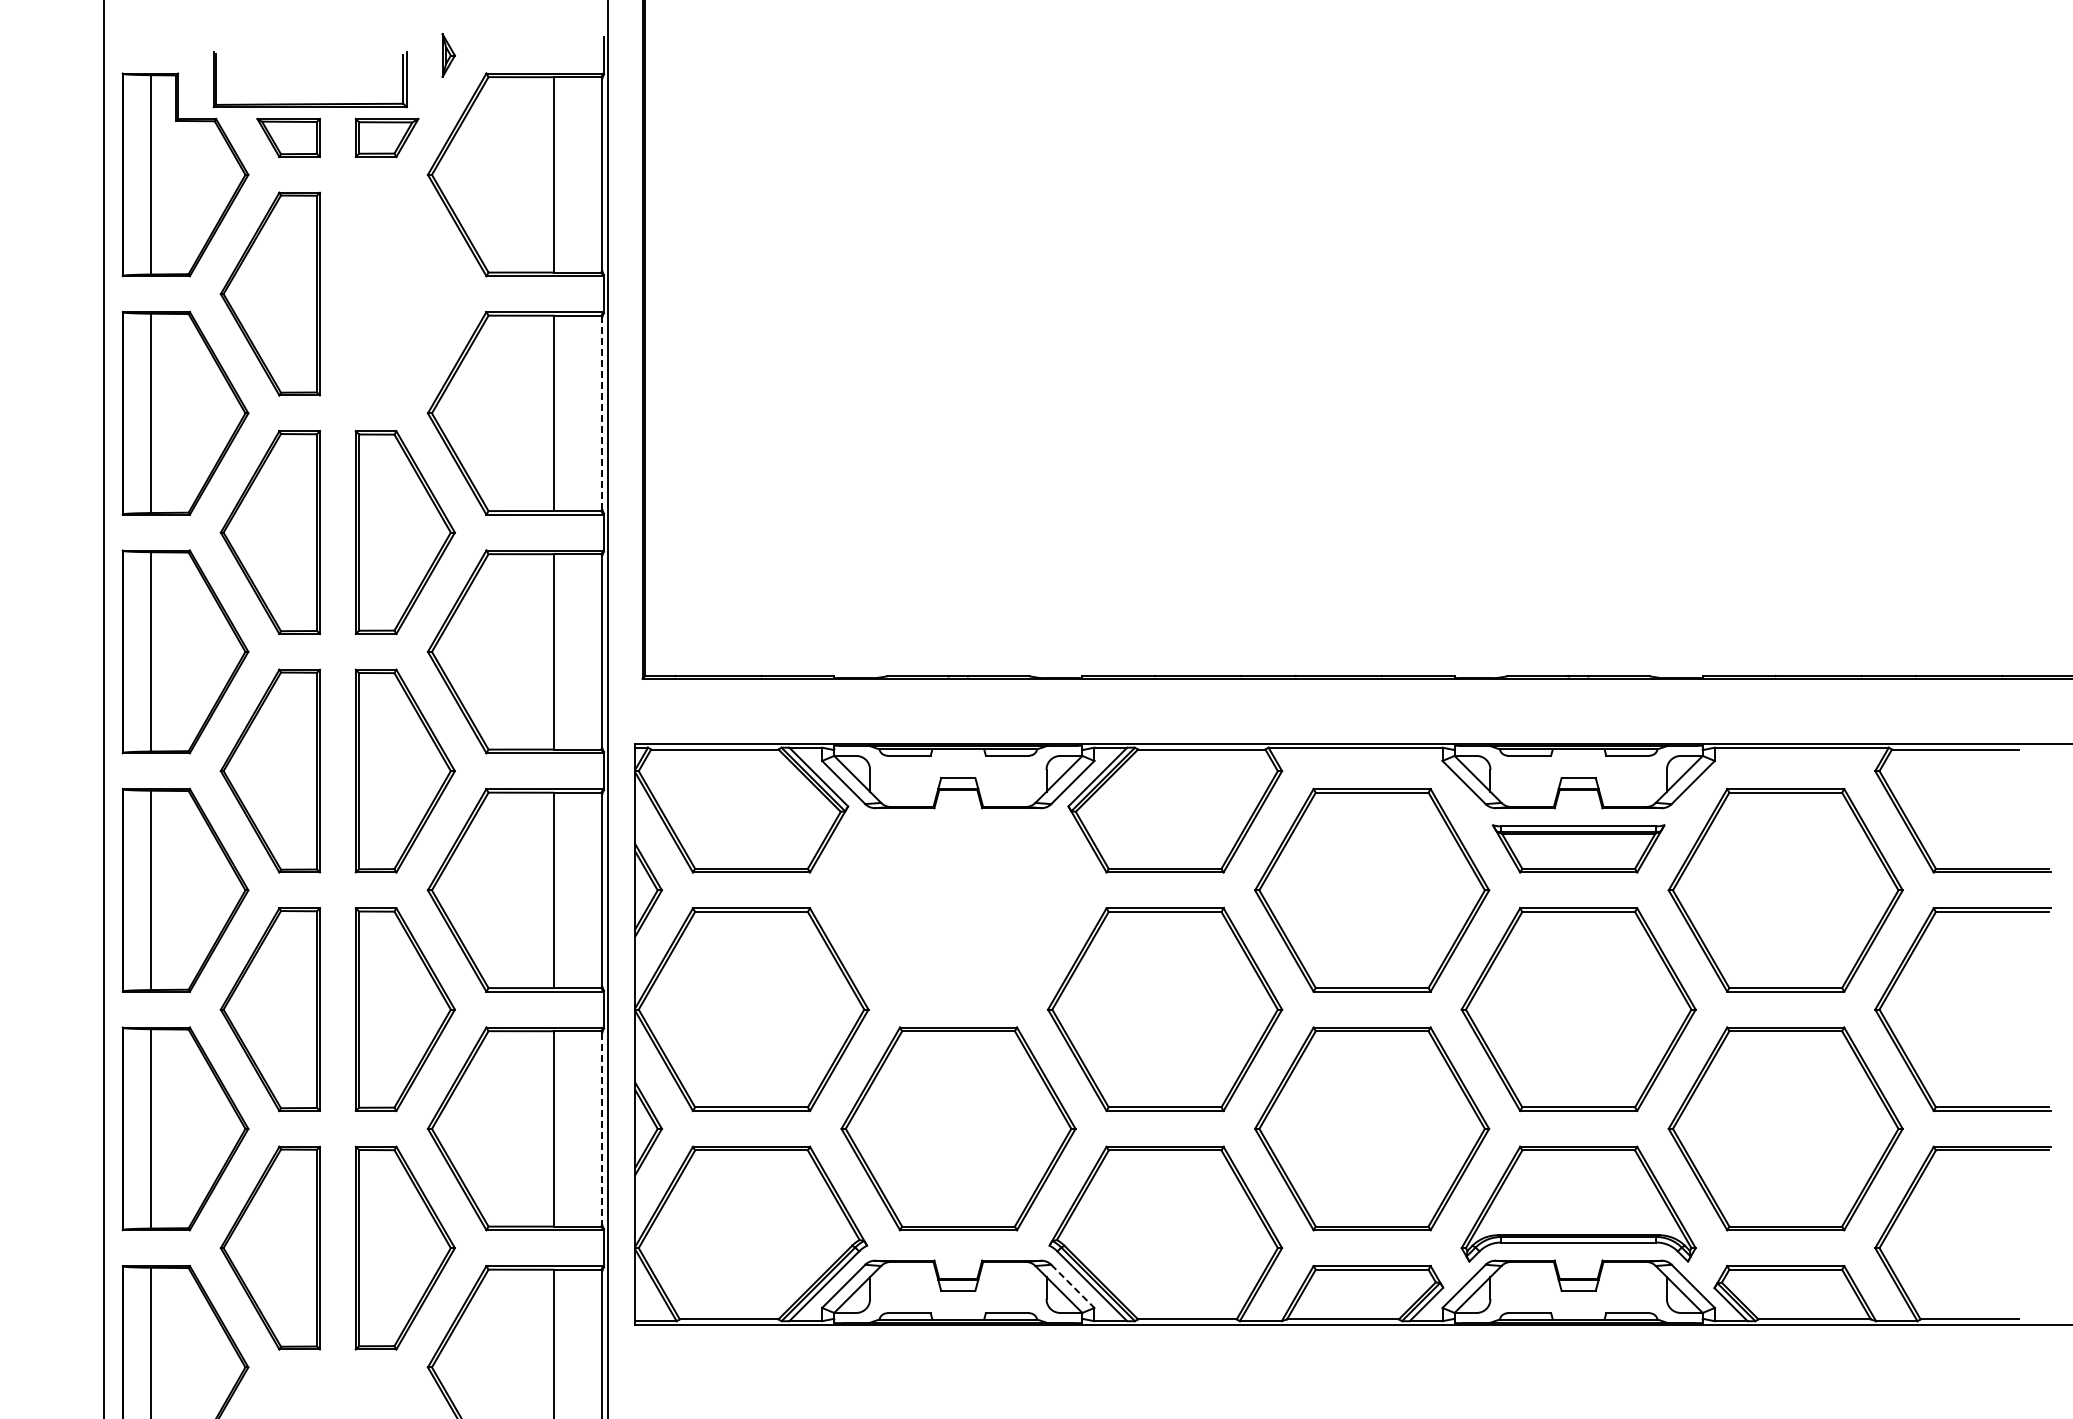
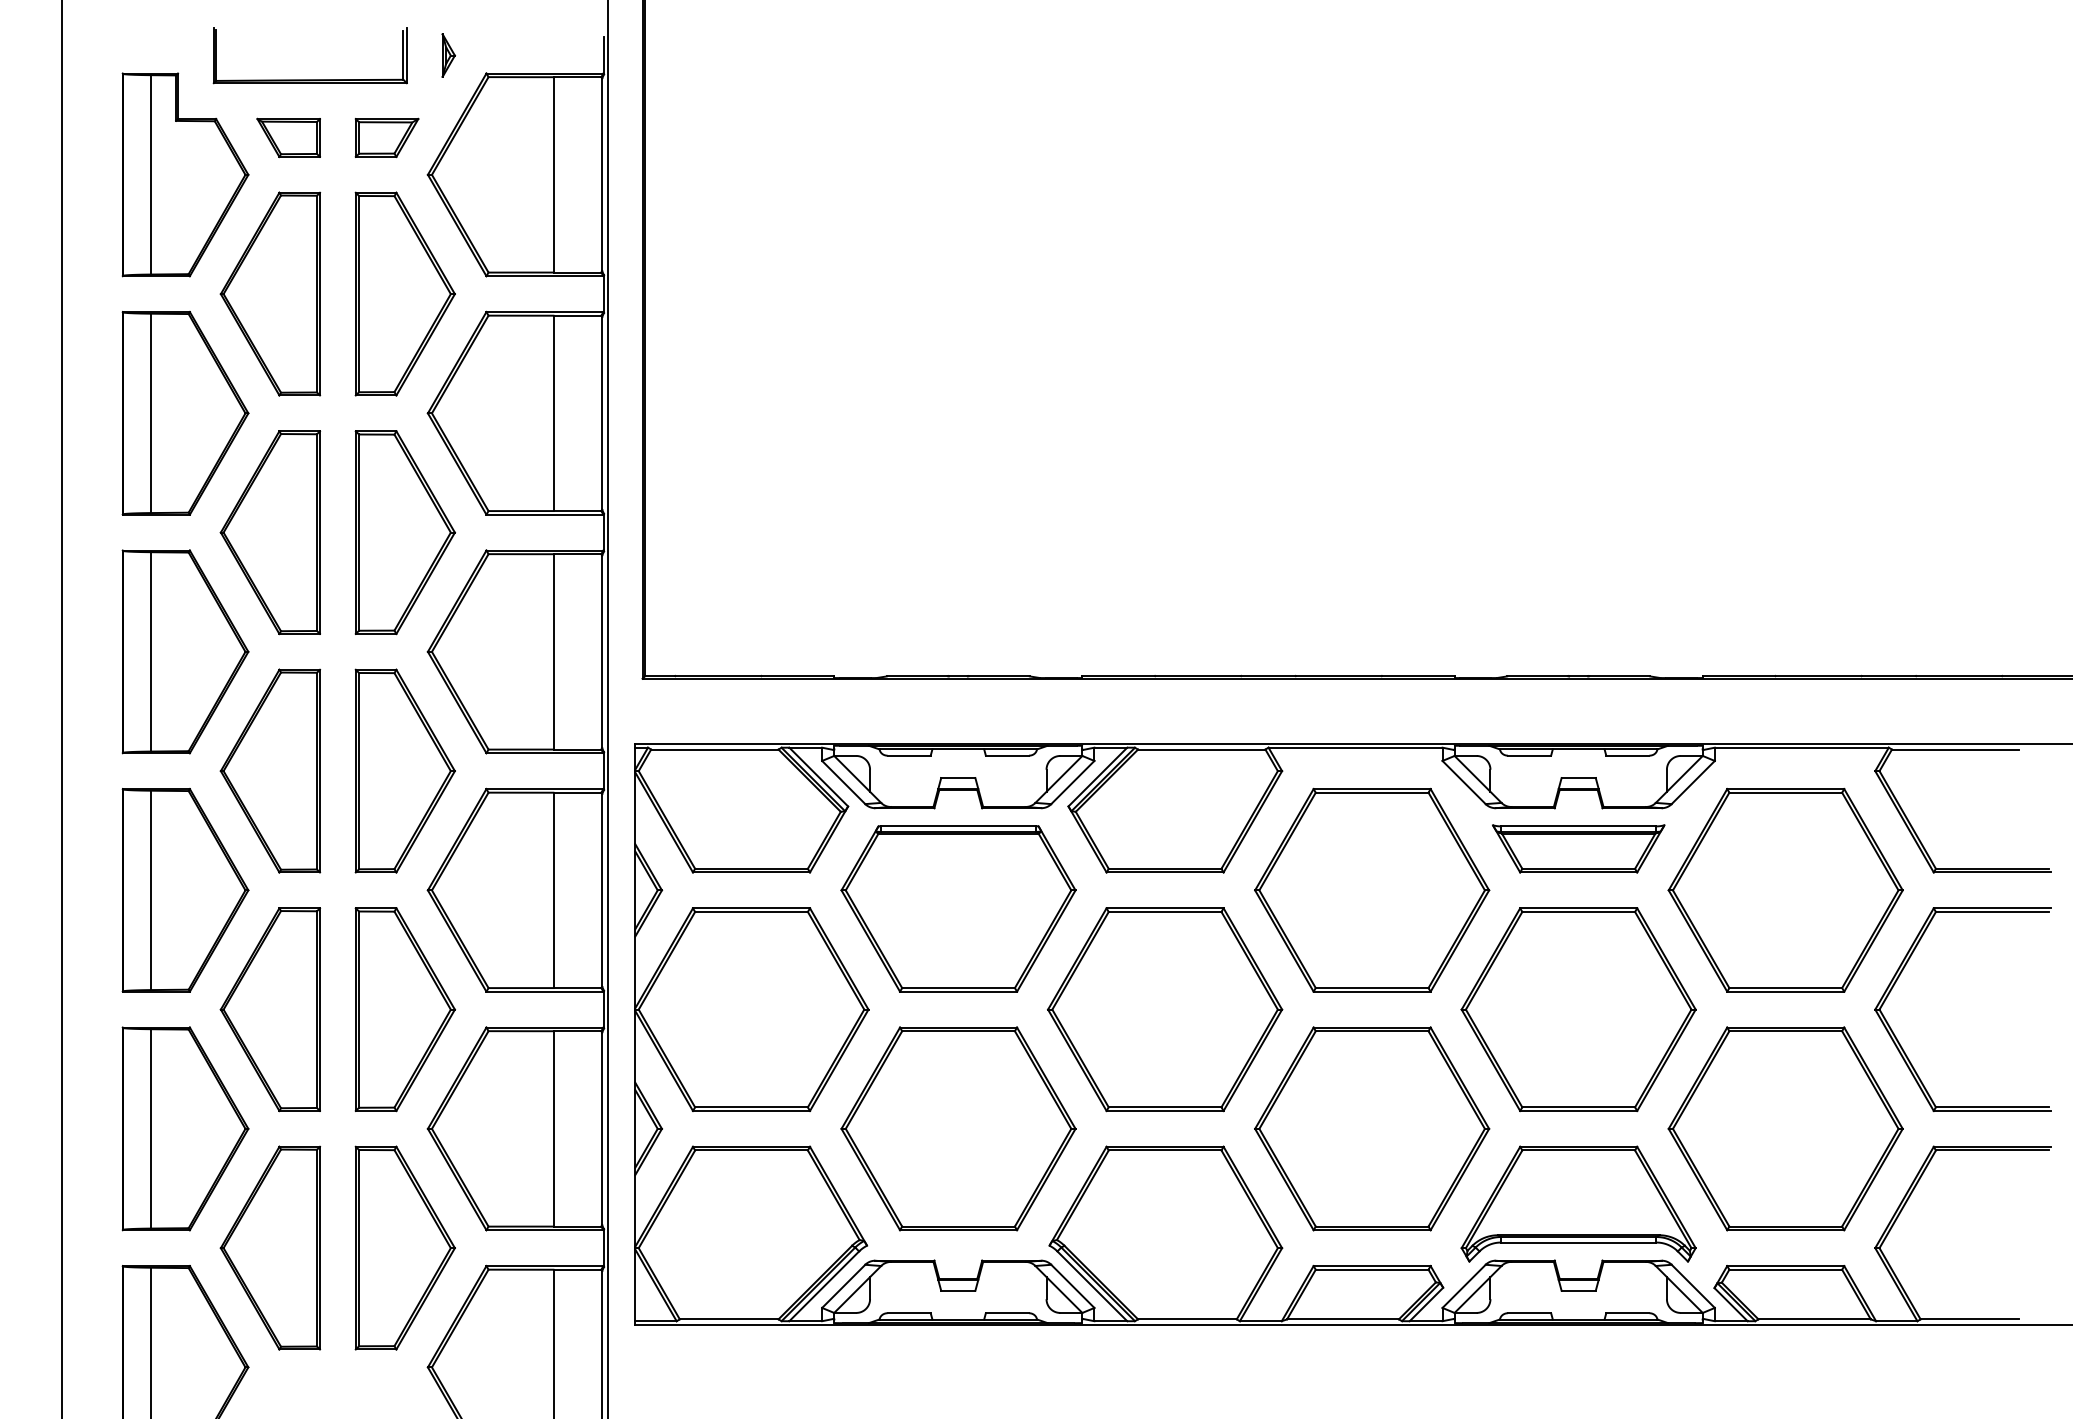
part position: (309, 103) -> (309, 79) (309, 79)
part: none -> present (404, 293)
line: dashed -> solid (602, 412)
line position: (104, 708) -> (62, 708) (62, 708)
part: none -> present (958, 908)
line: dashed -> solid (602, 1129)
line: dashed -> solid (1072, 1286)
